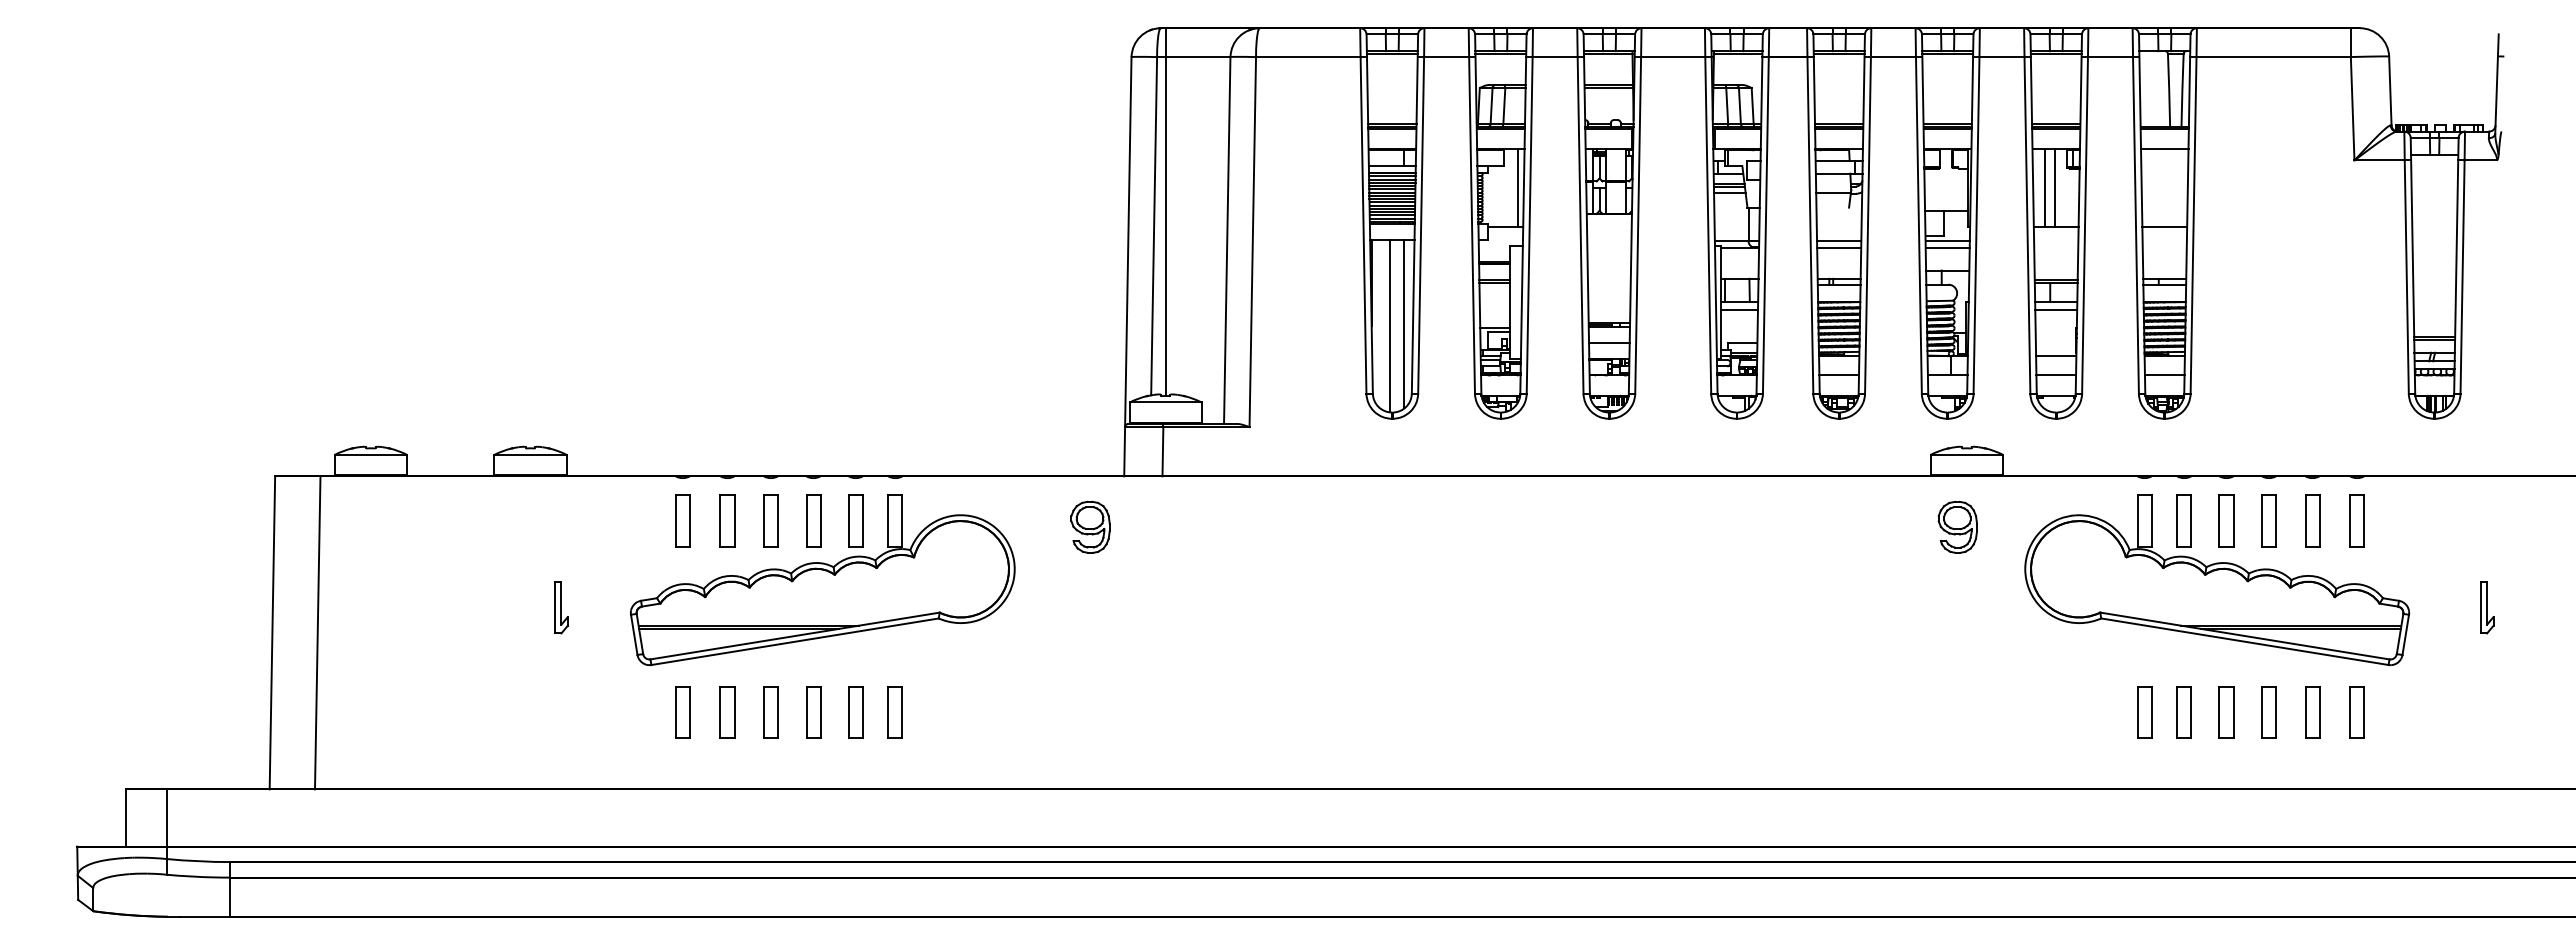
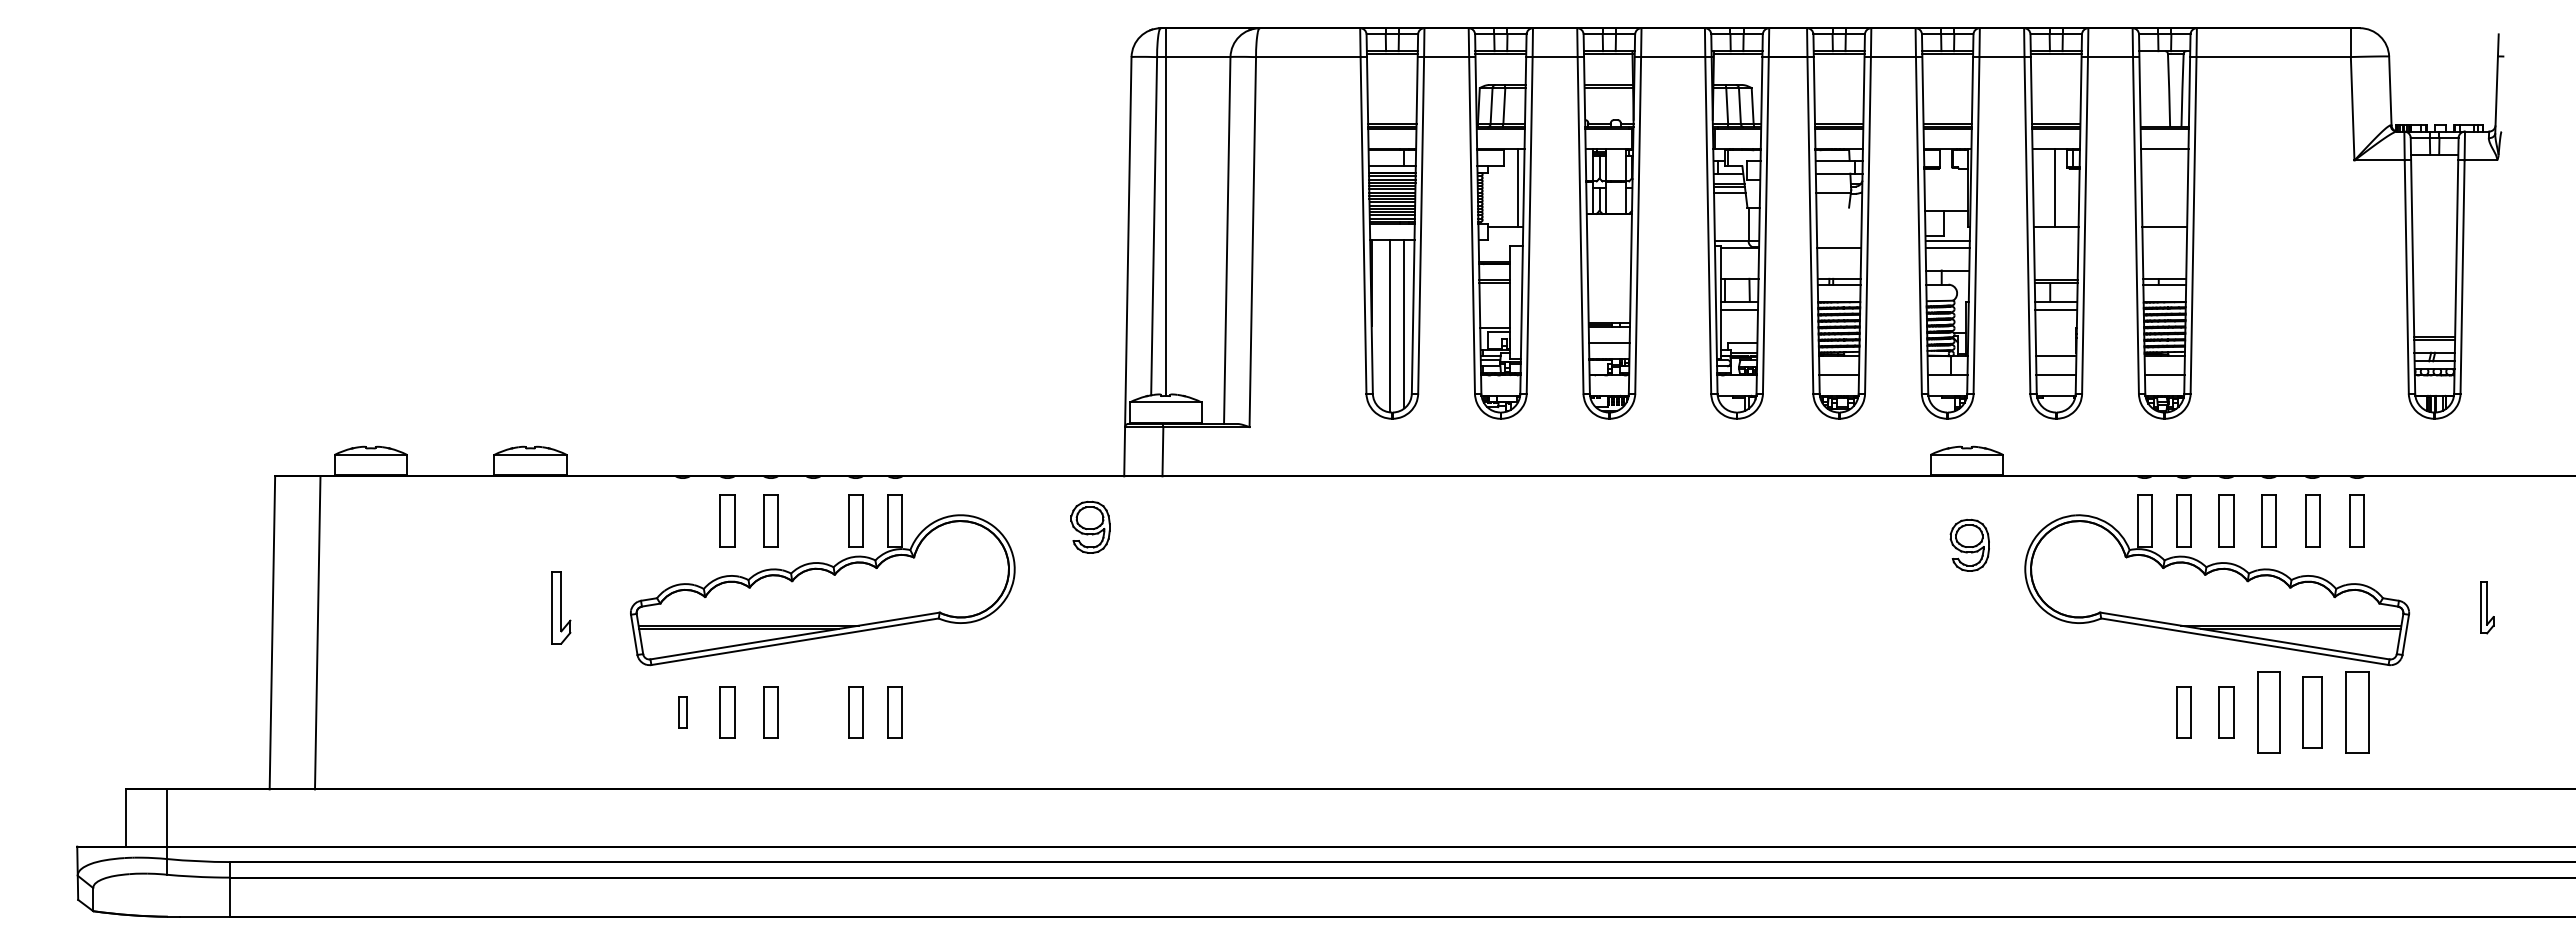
line: present -> none (2044, 188)
line: present -> none (1839, 241)
part: present -> none (682, 520)
part: present -> none (813, 520)
part position: (1957, 526) -> (1969, 544) (1969, 544)
part size: 15x54 px -> 21x74 px (561, 607)
part size: 16x53 px -> 10x33 px (682, 712)
part: present -> none (813, 712)
part: present -> none (2144, 712)
part size: 16x53 px -> 24x83 px (2268, 712)
part size: 16x53 px -> 21x73 px (2312, 712)
part size: 16x53 px -> 25x83 px (2357, 712)
